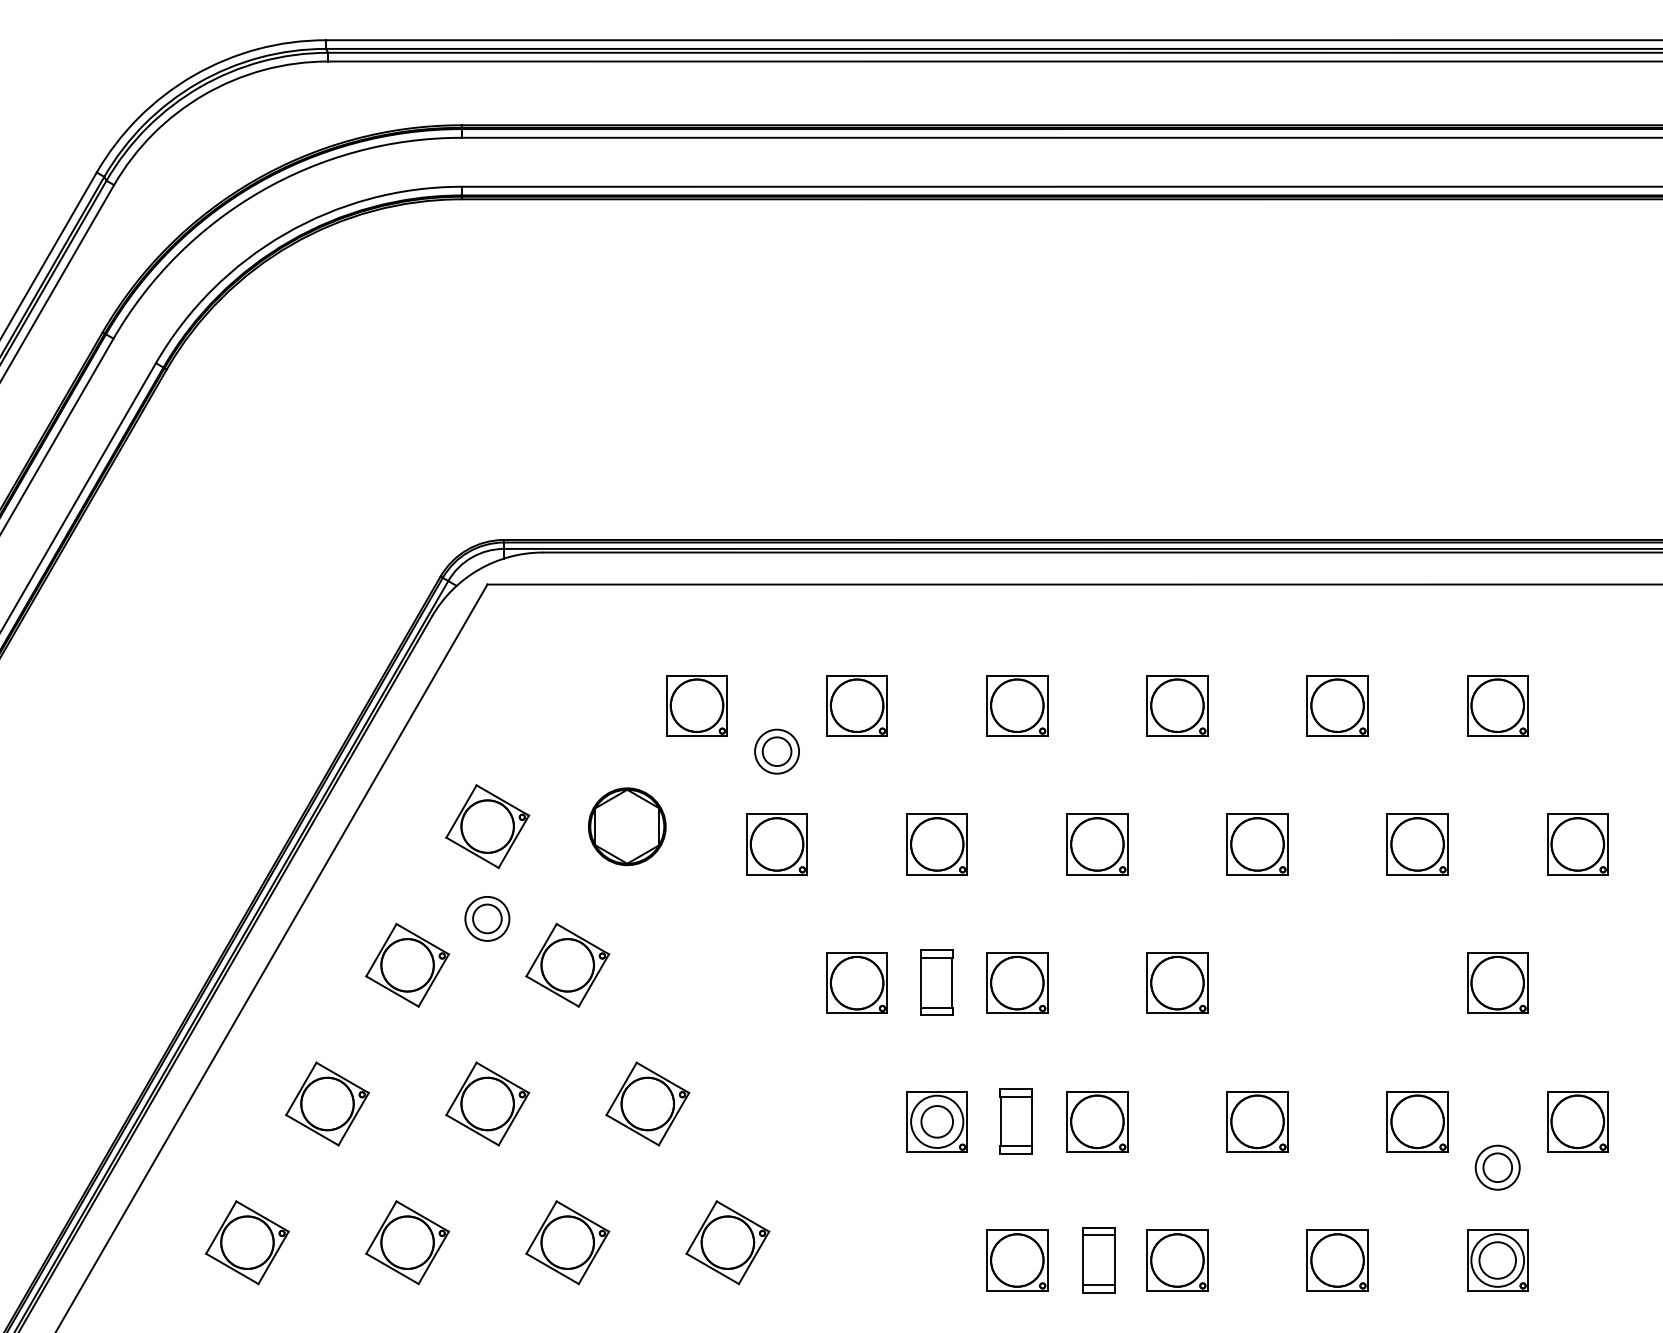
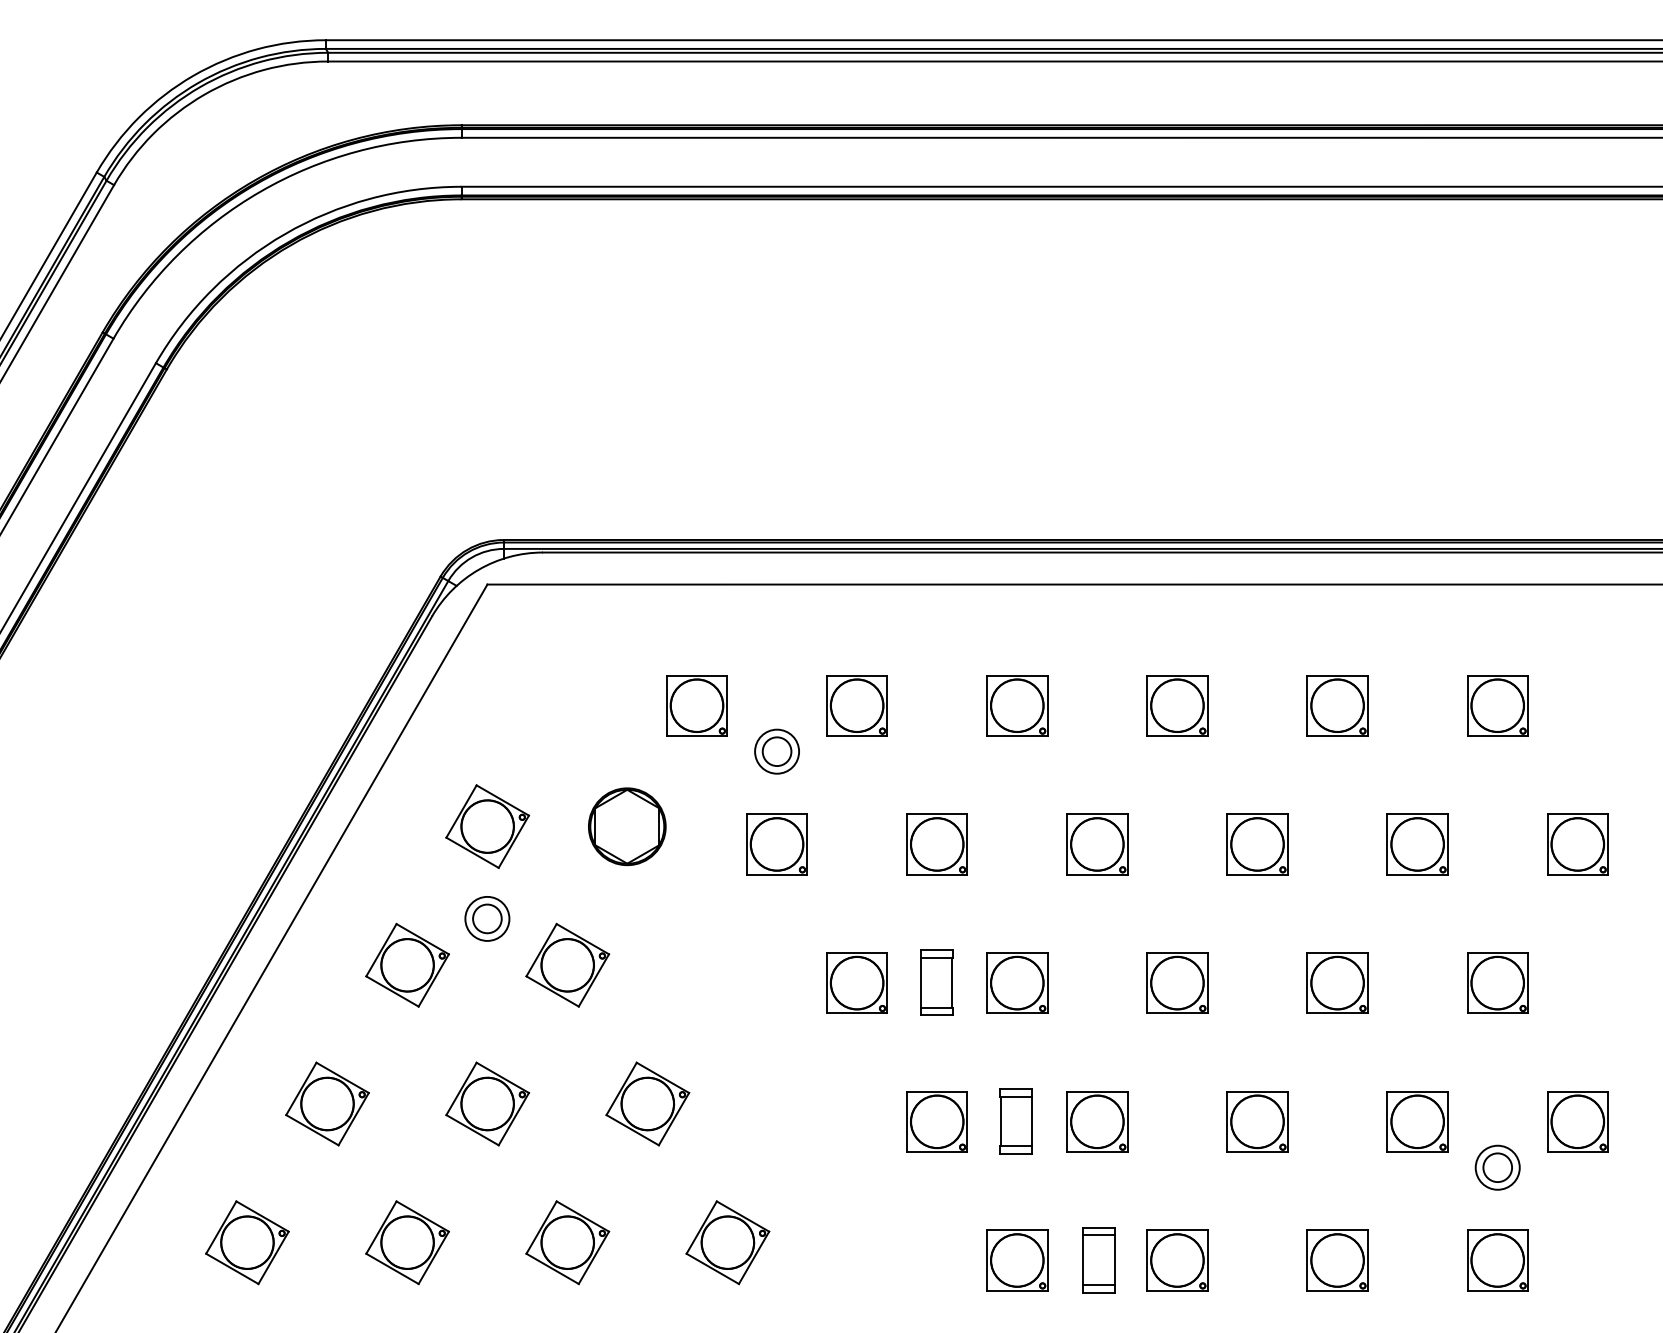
part: none -> present (1337, 982)
circle diameter: 32 px -> 53 px (936, 1121)
circle diameter: 37 px -> 52 px (1497, 1260)
